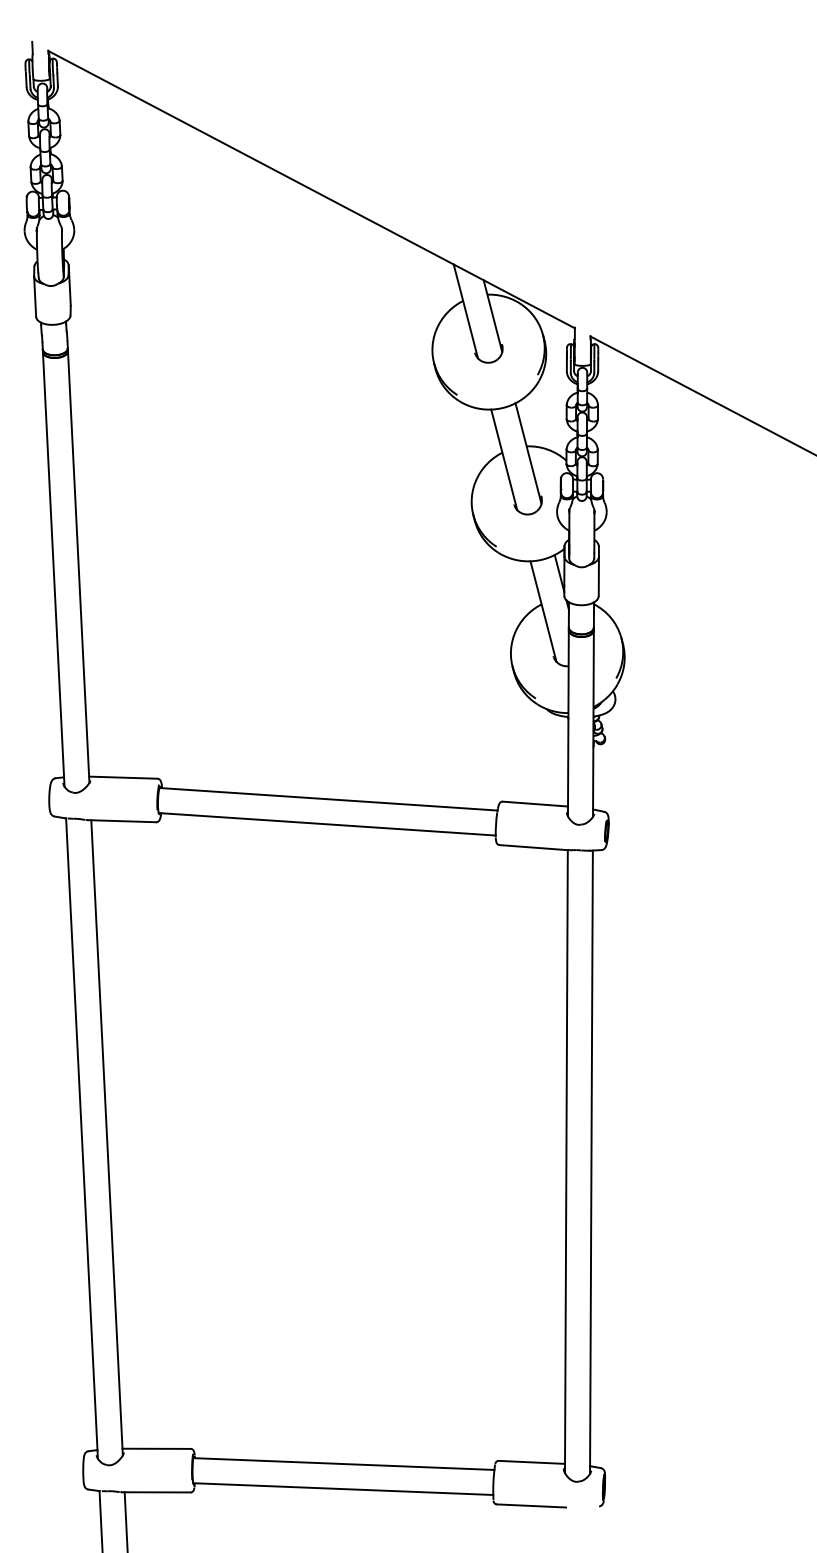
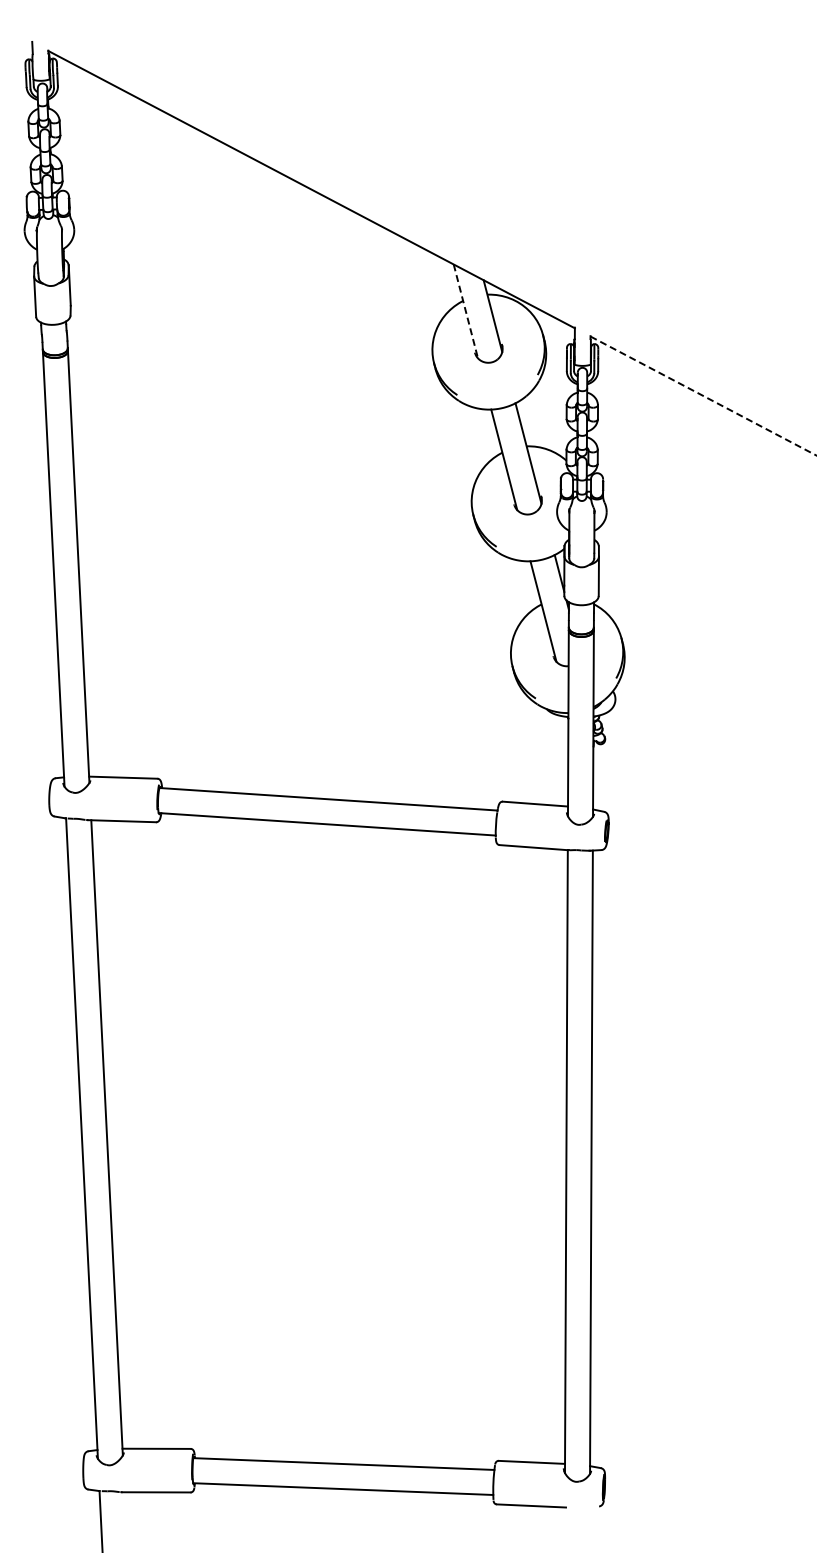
line: solid -> dashed (465, 311)
line: solid -> dashed (703, 396)
line: present -> none (125, 1520)
